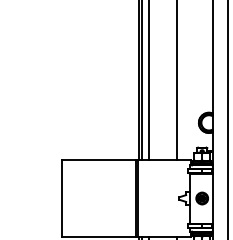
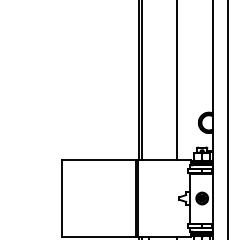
line: present -> none (148, 81)
